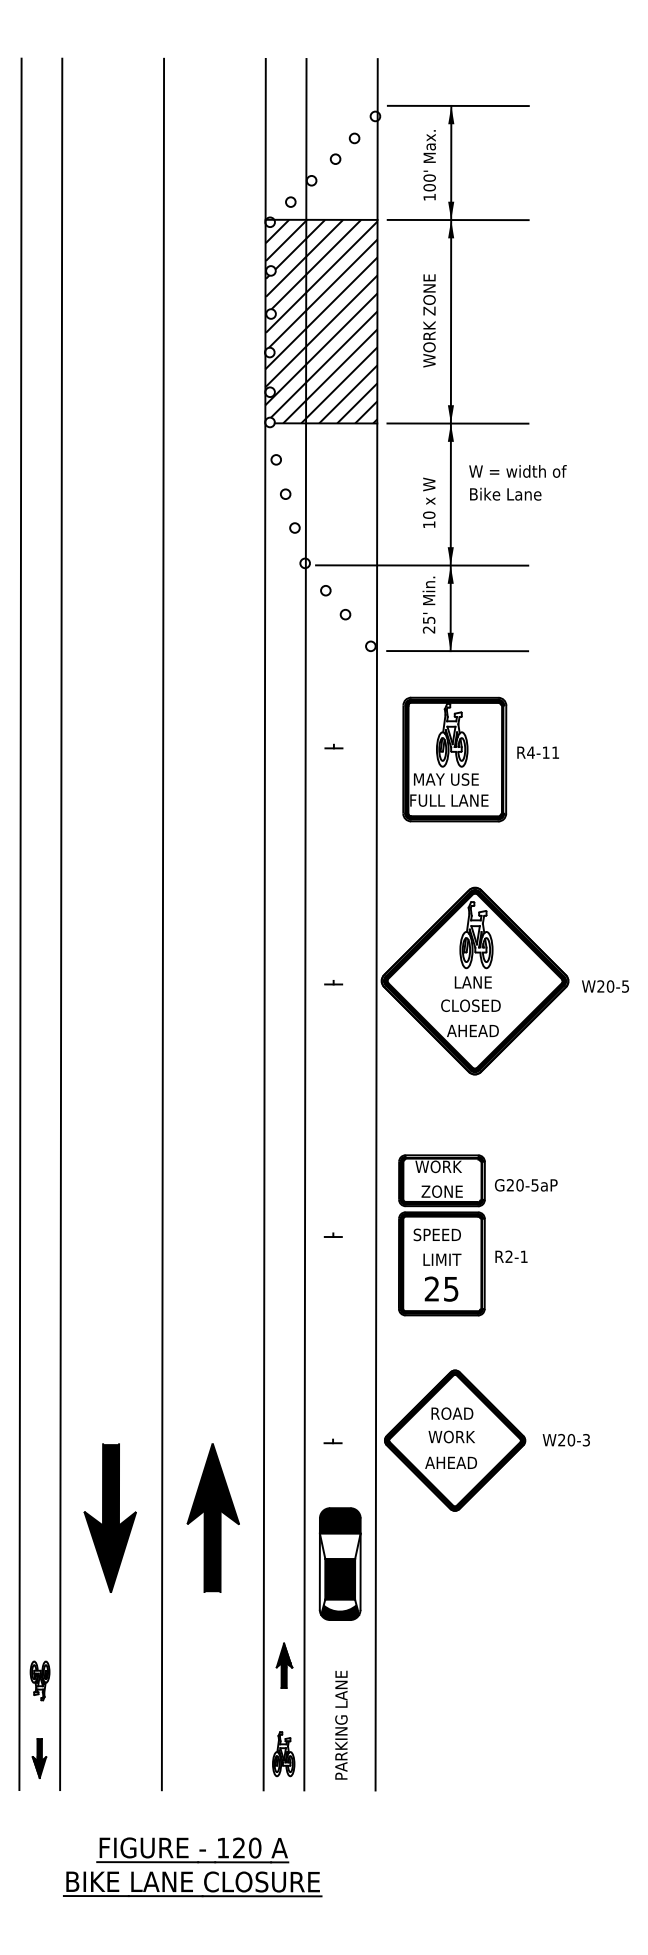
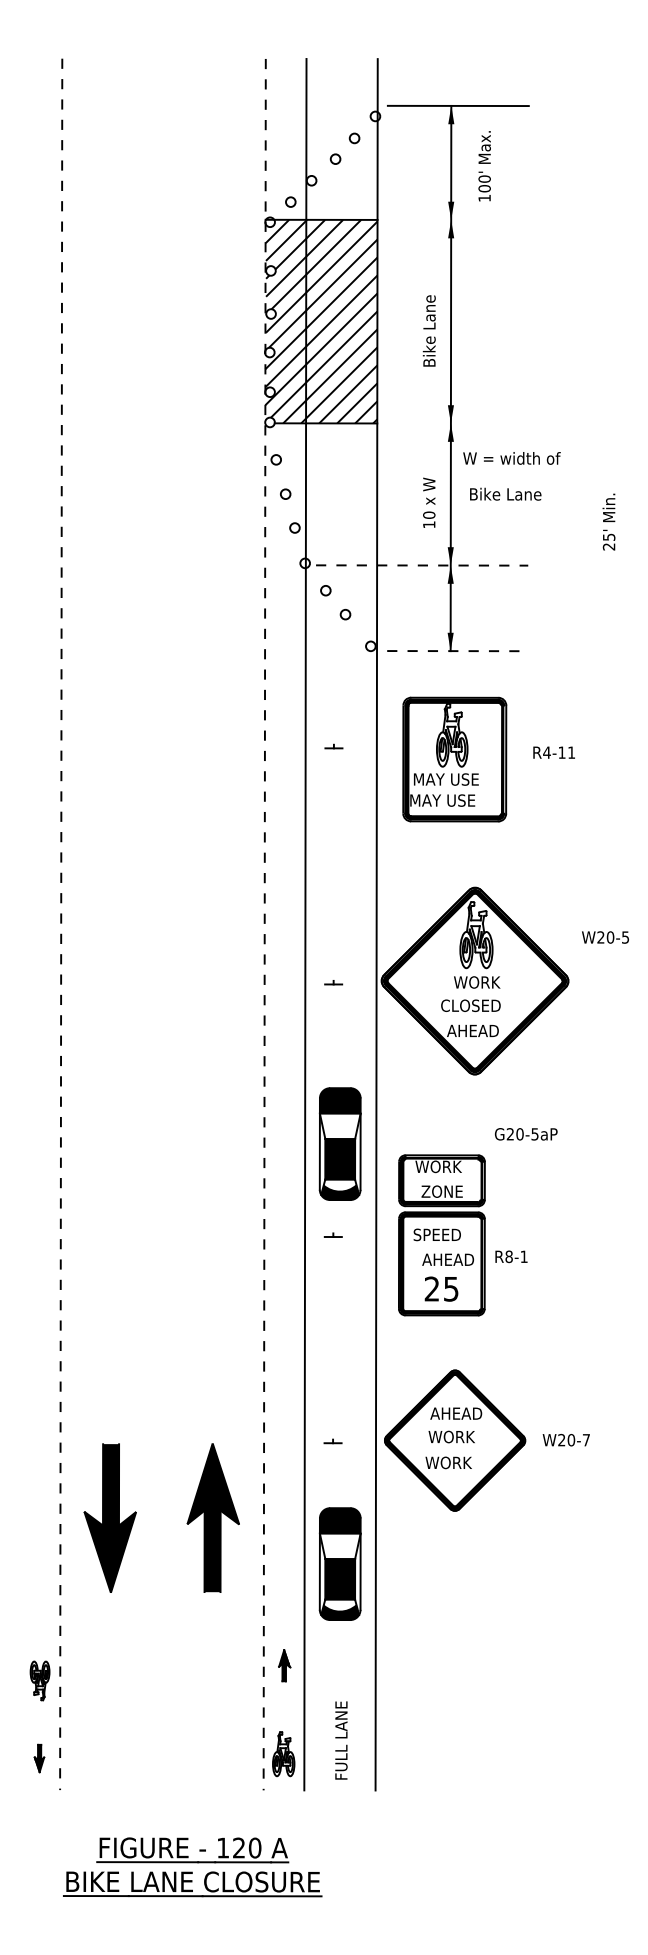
text position: (429, 165) -> (484, 166) (484, 166)
line: present -> none (457, 219)
text: WORK ZONE -> Bike Lane (428, 320)
line: present -> none (457, 423)
text position: (517, 471) -> (511, 458) (511, 458)
line: solid -> dashed (422, 565)
text position: (428, 604) -> (608, 521) (608, 521)
line: solid -> dashed (458, 651)
text position: (537, 752) -> (553, 752) (553, 752)
text: FULL LANE -> MAY USE (449, 800)
line: present -> none (20, 924)
line: solid -> dashed (61, 924)
line: present -> none (162, 924)
line: solid -> dashed (264, 924)
text: LANE -> WORK (477, 982)
text position: (605, 986) -> (605, 937) (605, 937)
part: none -> present (339, 1143)
text position: (526, 1185) -> (526, 1134) (526, 1134)
text: R2-1 -> R8-1 (508, 1256)
text: LIMIT -> AHEAD (448, 1259)
text: ROAD -> AHEAD (456, 1413)
text: W20-3 -> W20-7 (585, 1440)
text: AHEAD -> WORK (450, 1462)
part size: 19x47 px -> 14x34 px (284, 1665)
text: PARKING LANE -> FULL LANE (341, 1724)
part size: 17x41 px -> 13x31 px (39, 1758)
